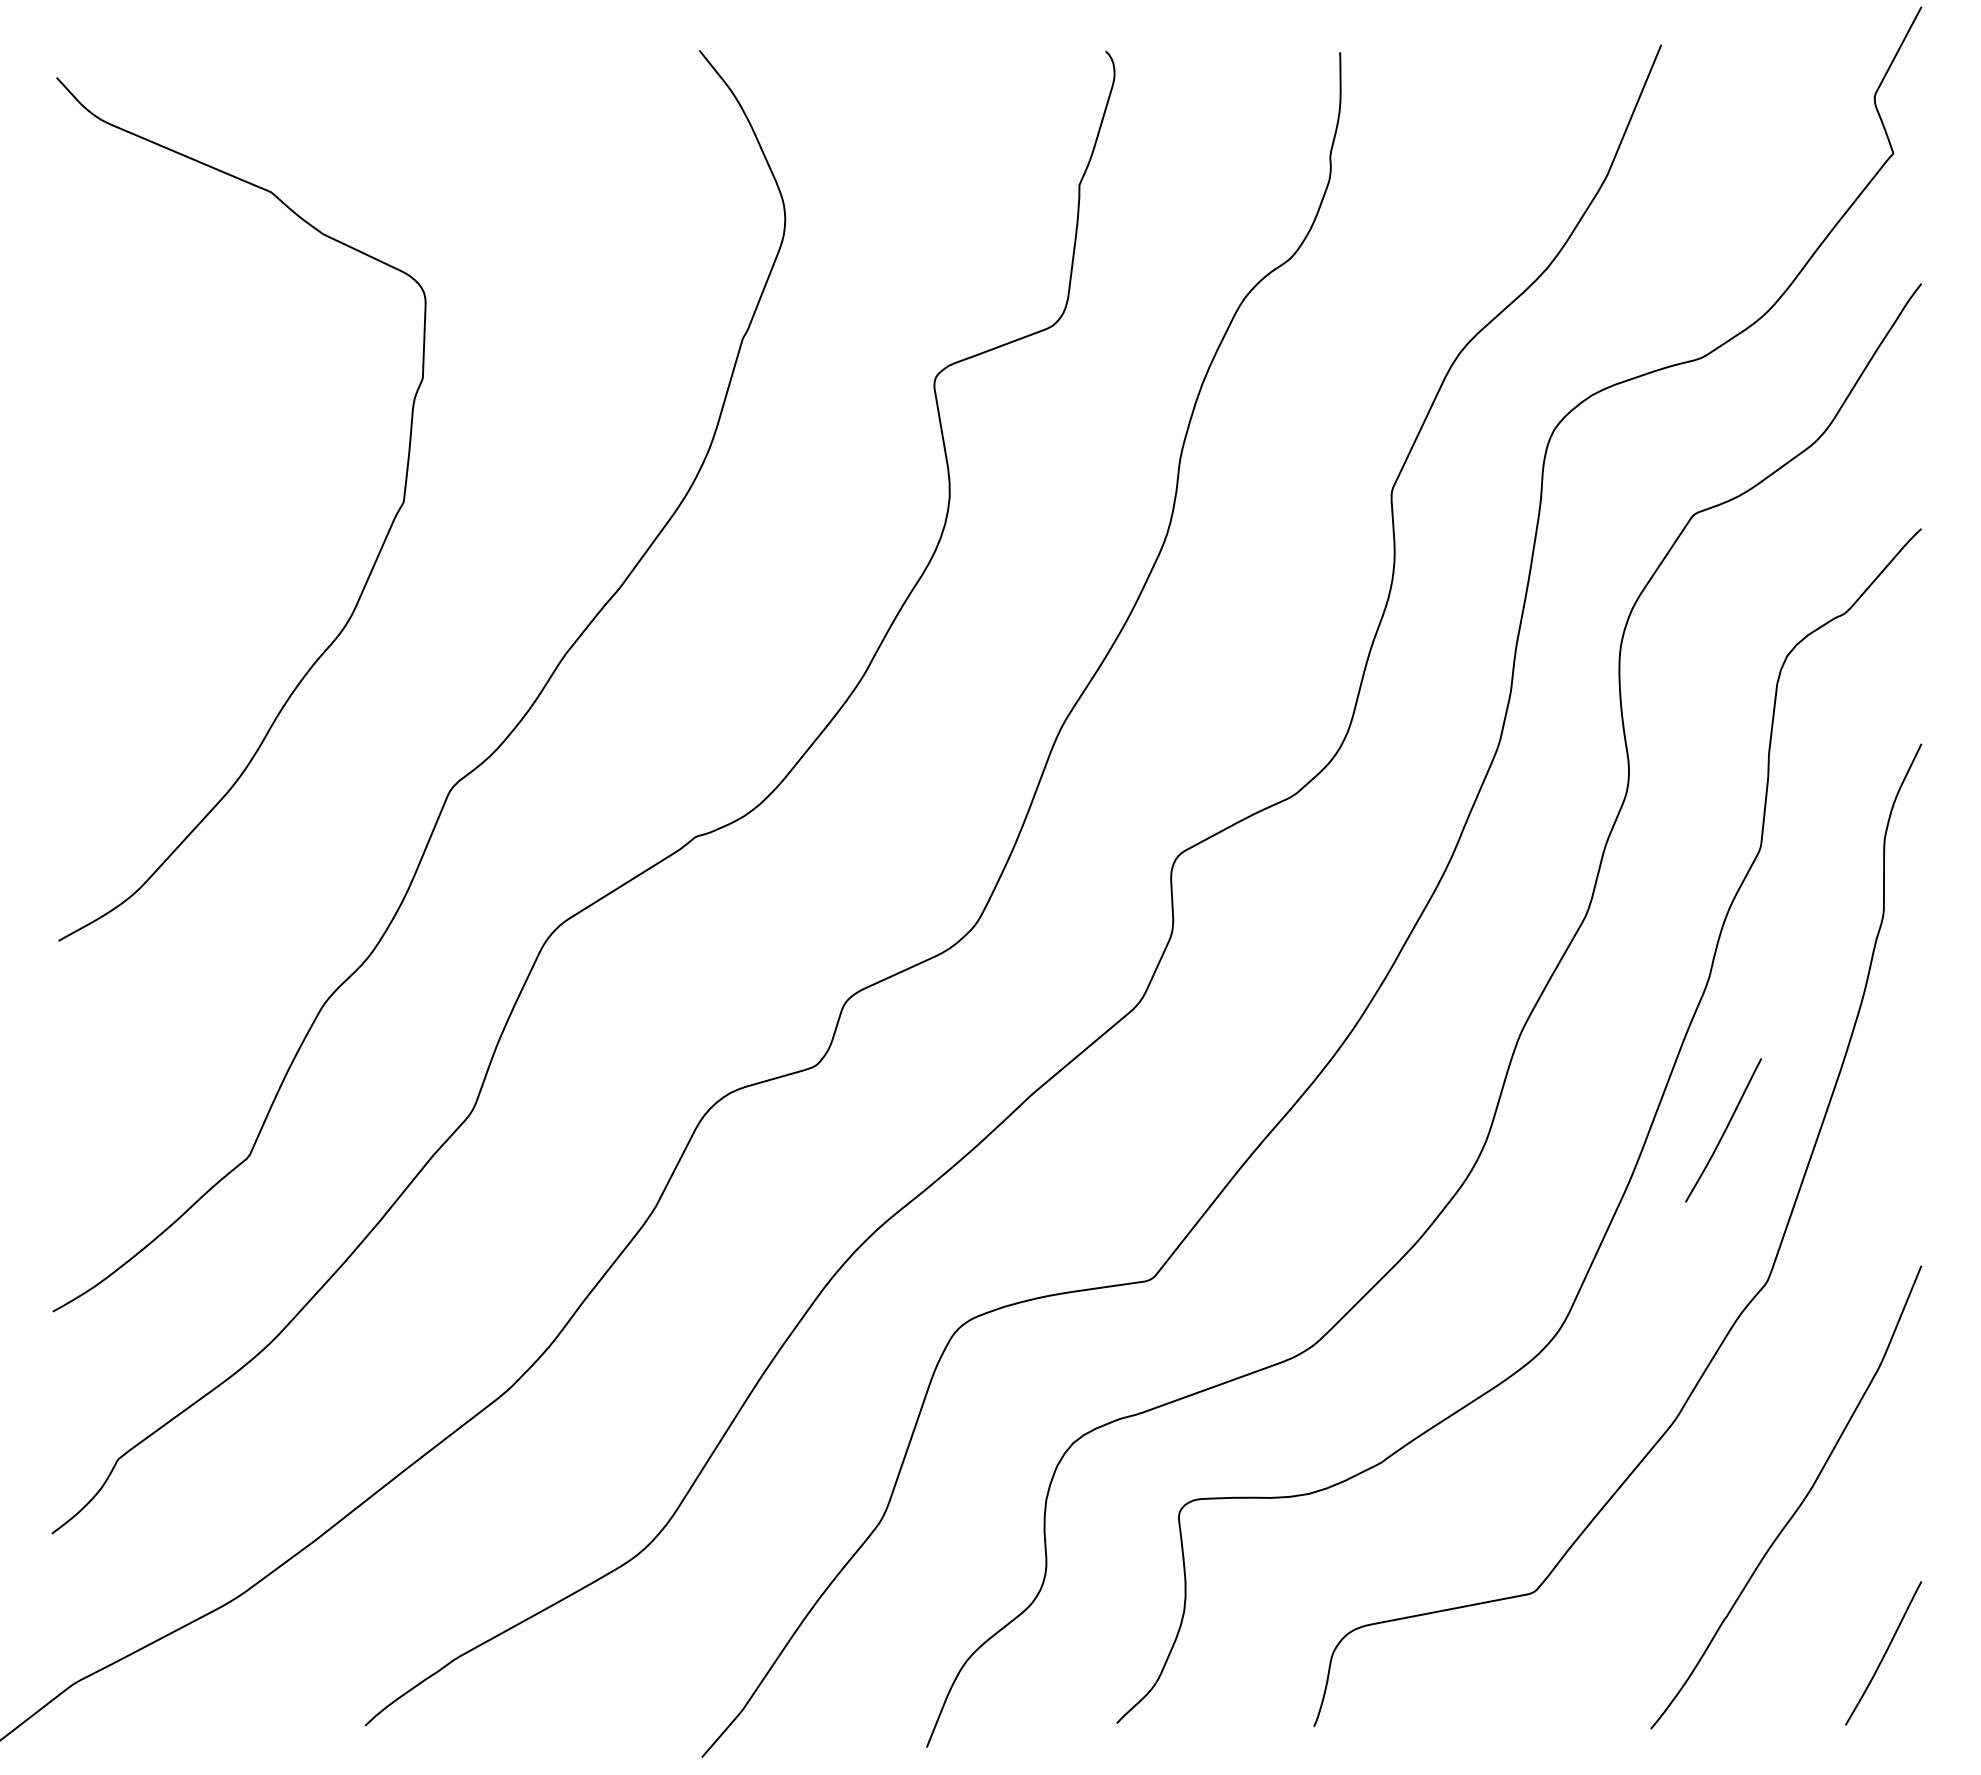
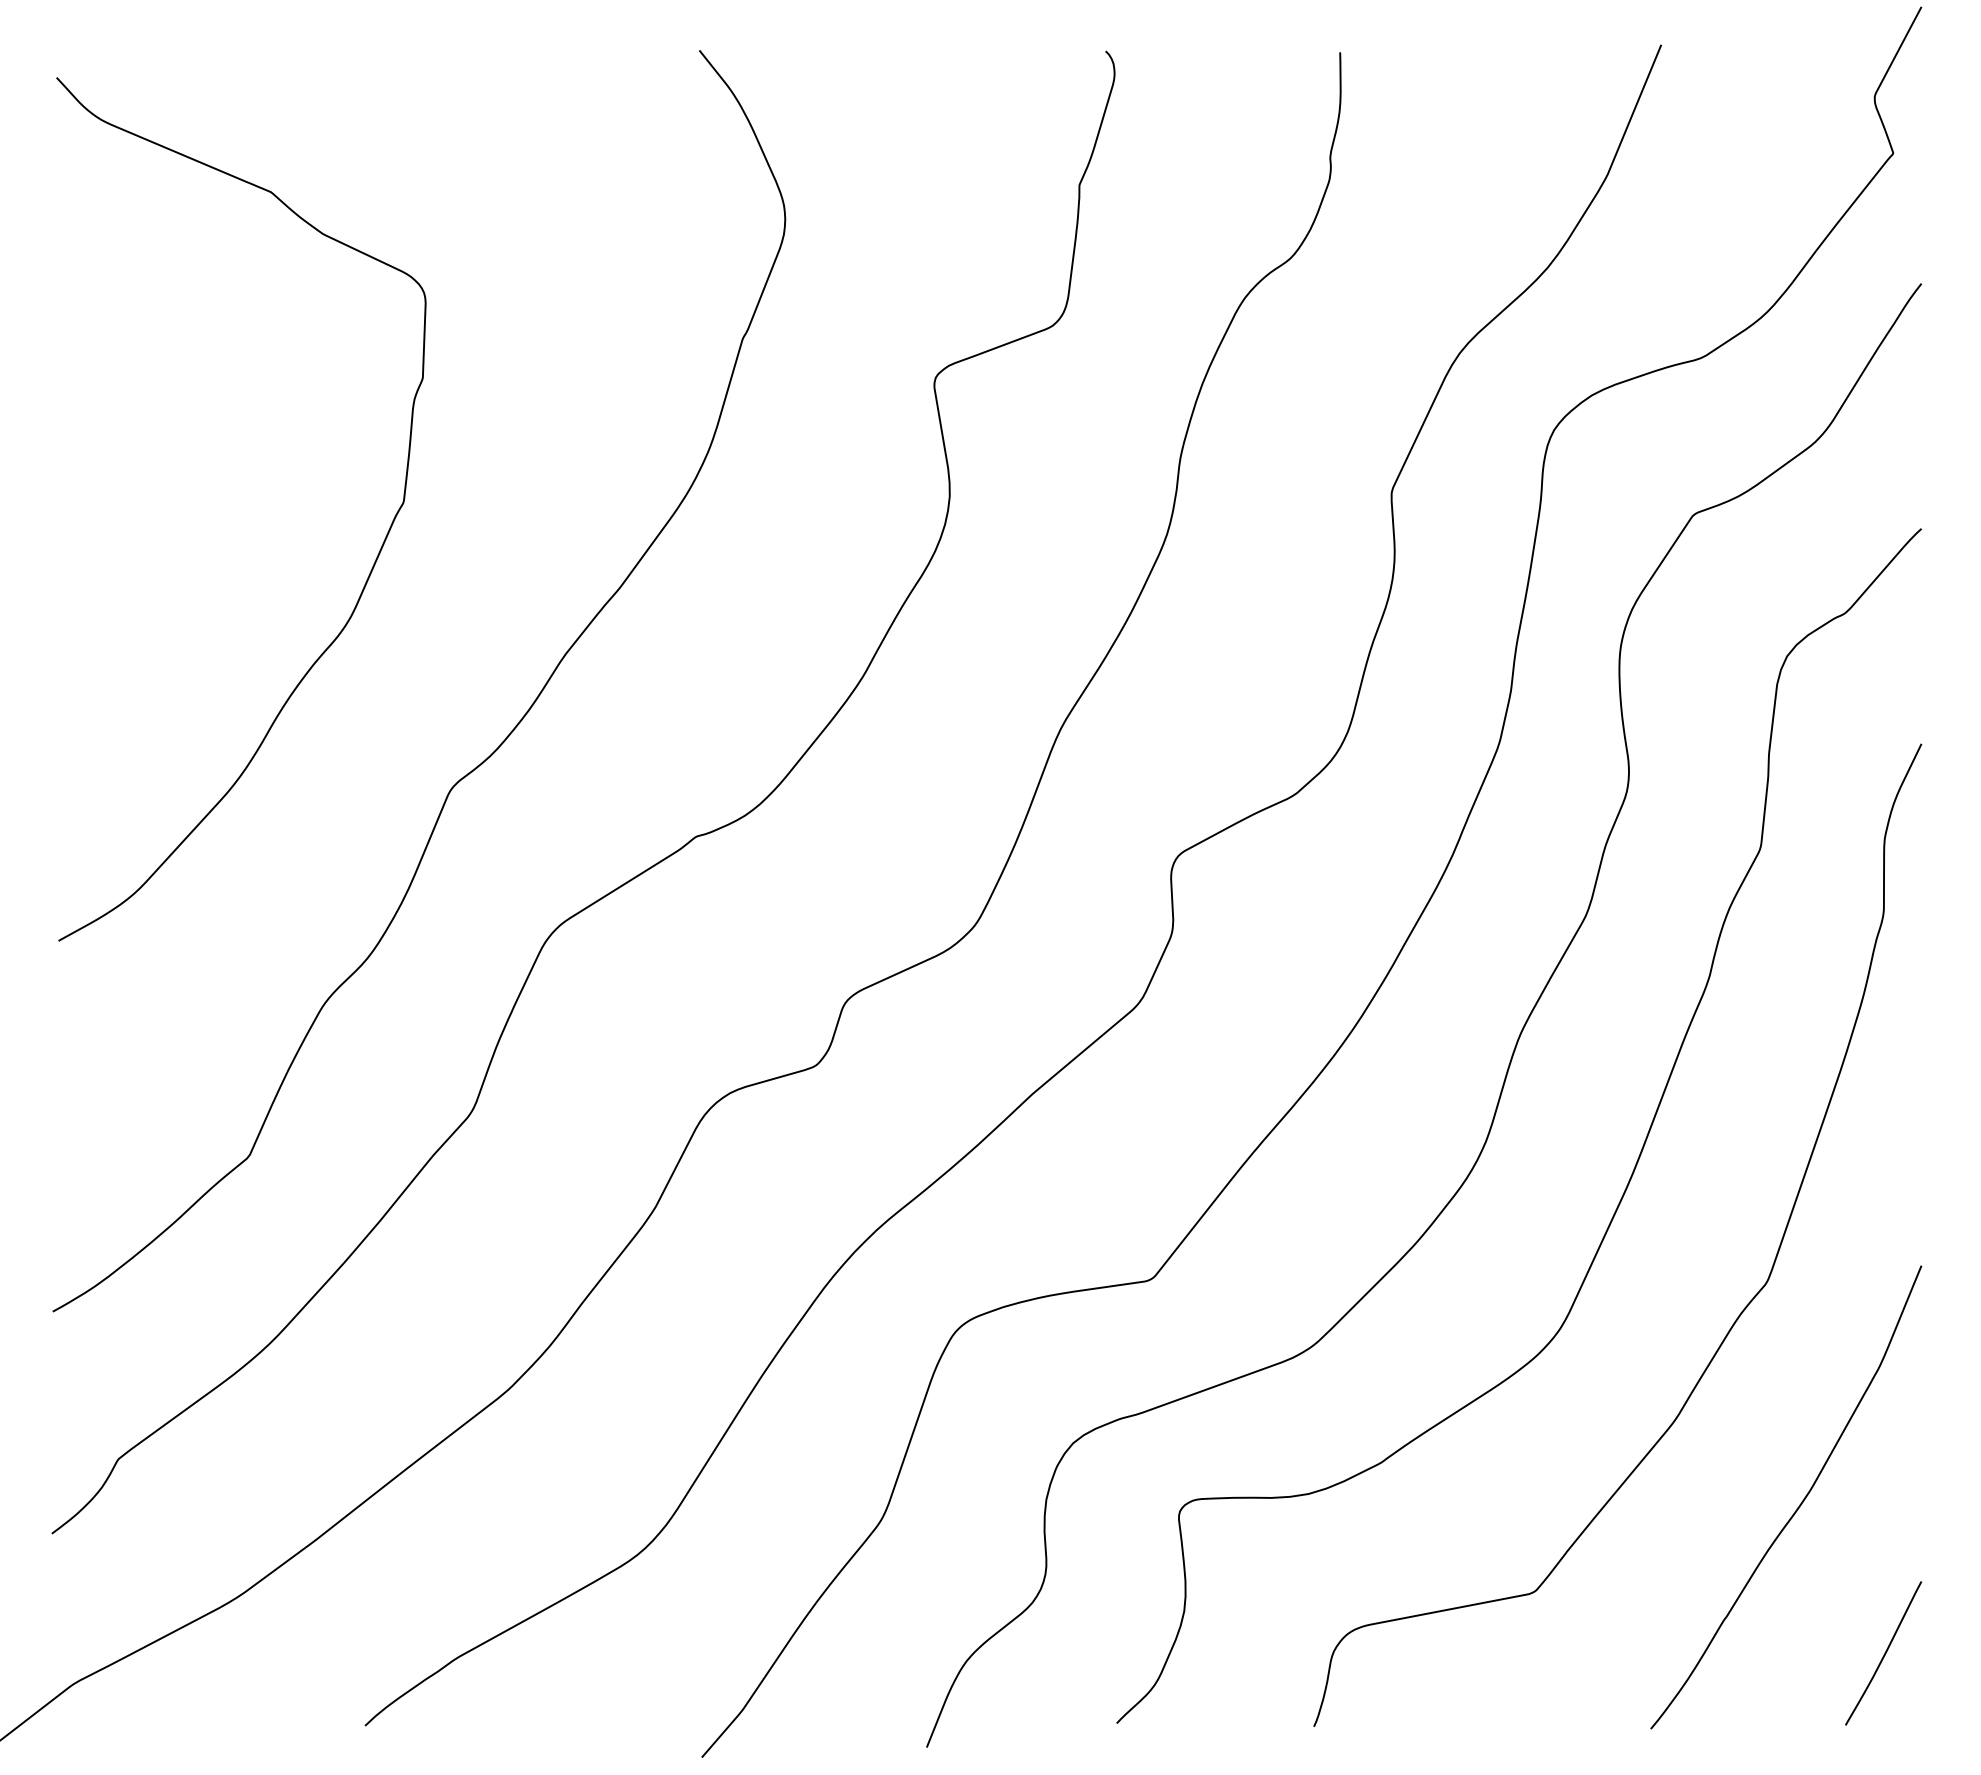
curve: present -> none (1724, 1130)
